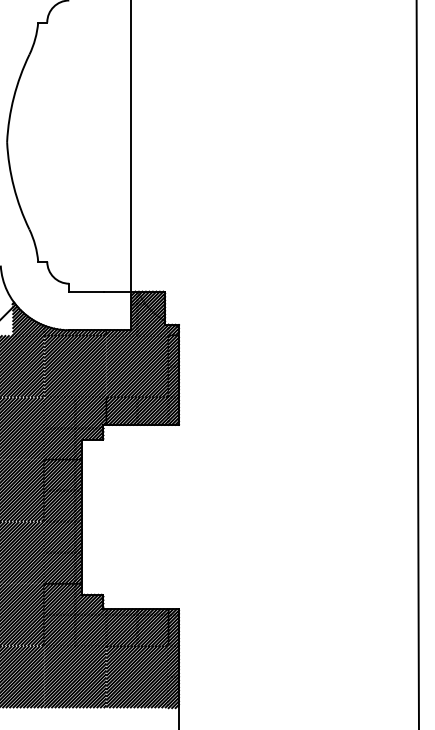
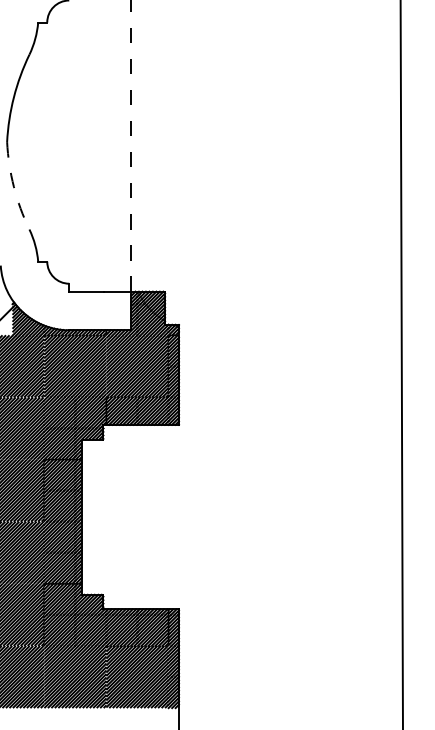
line: solid -> dashed (131, 146)
arc: solid -> dashed (13, 186)
line position: (417, 364) -> (401, 364) (401, 364)
